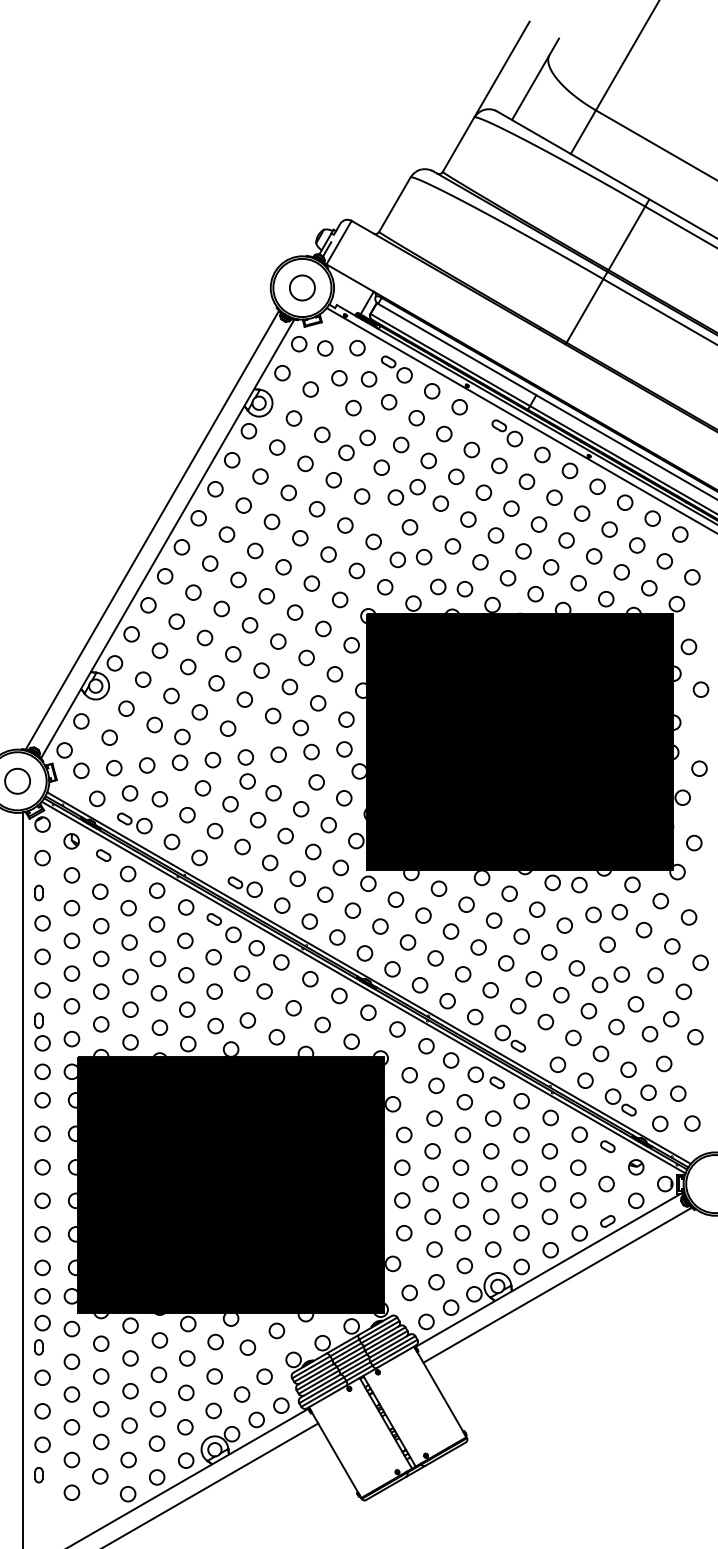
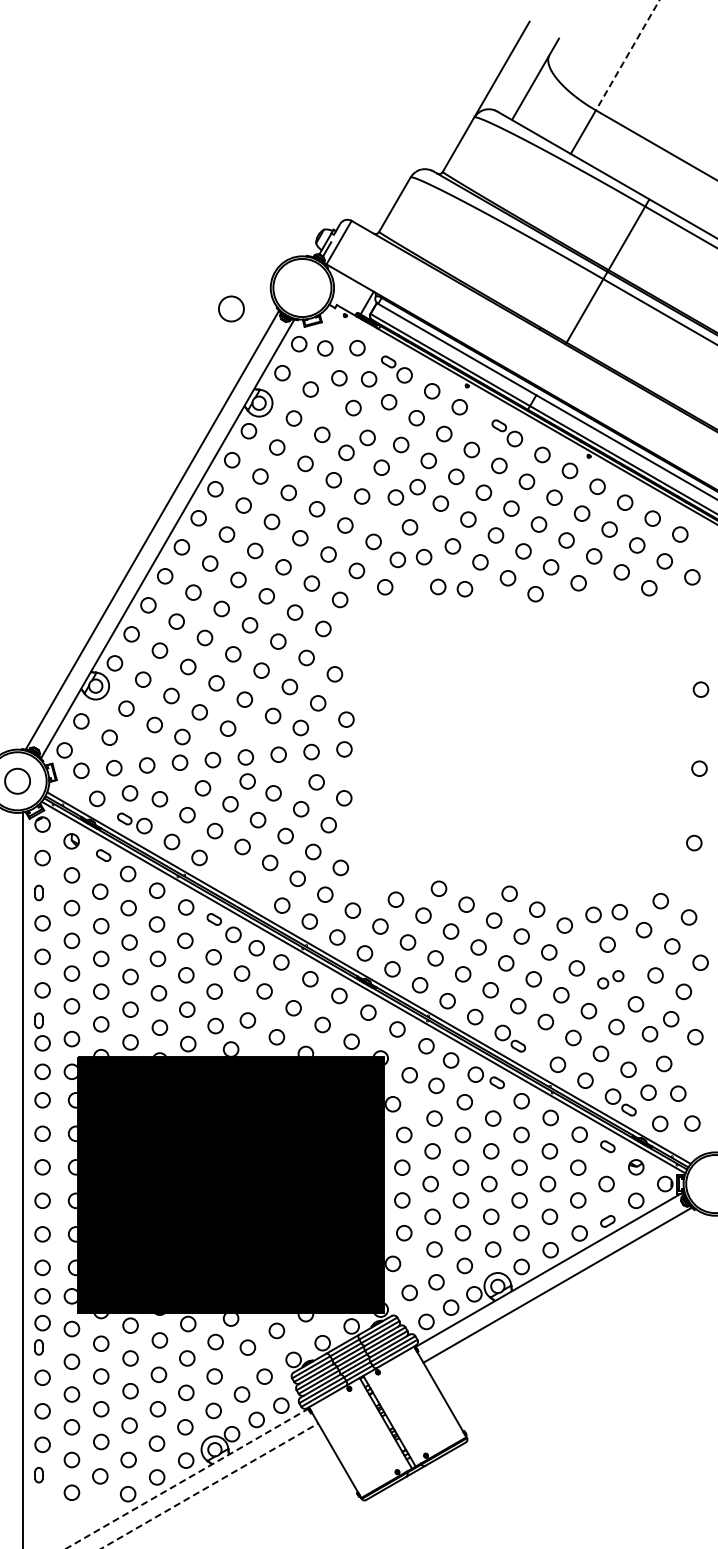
line: solid -> dashed (627, 55)
circle position: (302, 287) -> (231, 308) (231, 308)
line: present -> none (520, 420)
part: present -> none (520, 742)
part: present -> none (244, 886)
part size: 39x28 px -> 28x20 px (610, 979)
line: solid -> dashed (187, 1478)
line: solid -> dashed (210, 1485)
